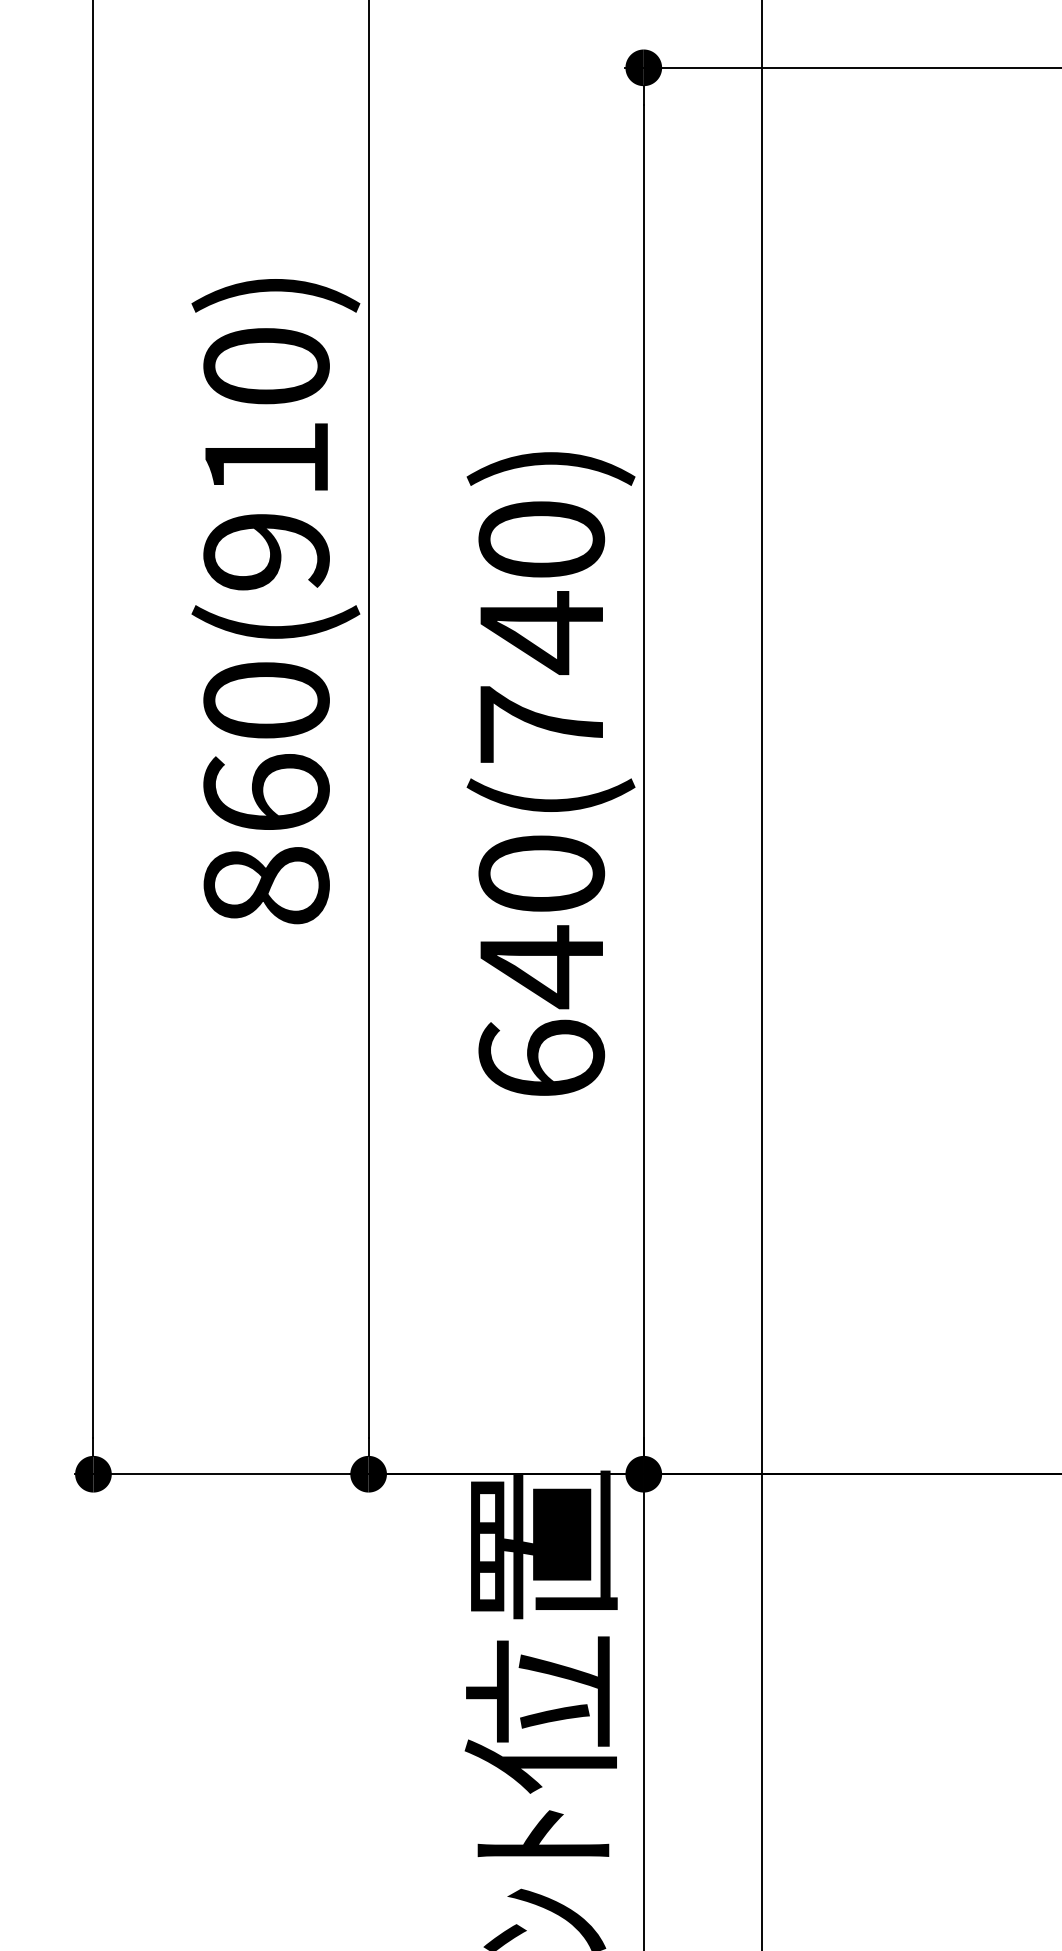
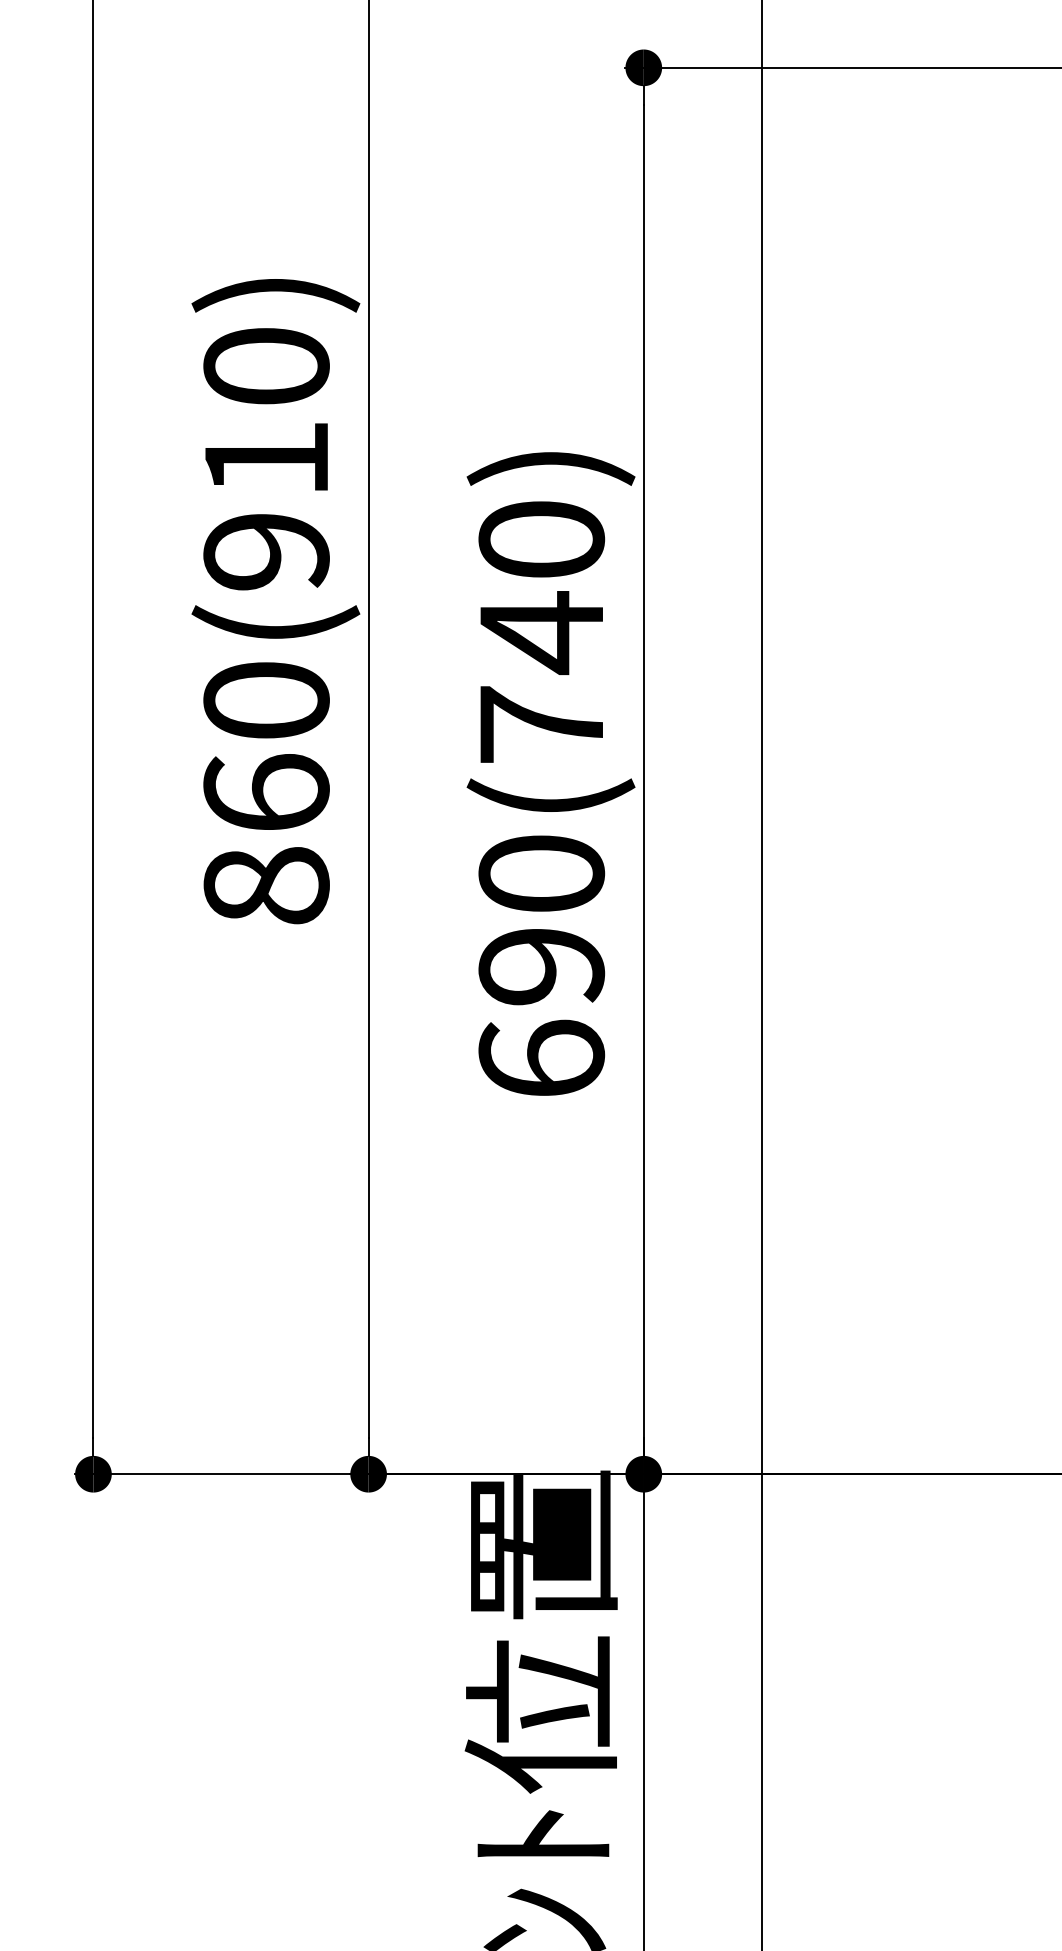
text: 640(740) -> 690(740) (541, 967)
